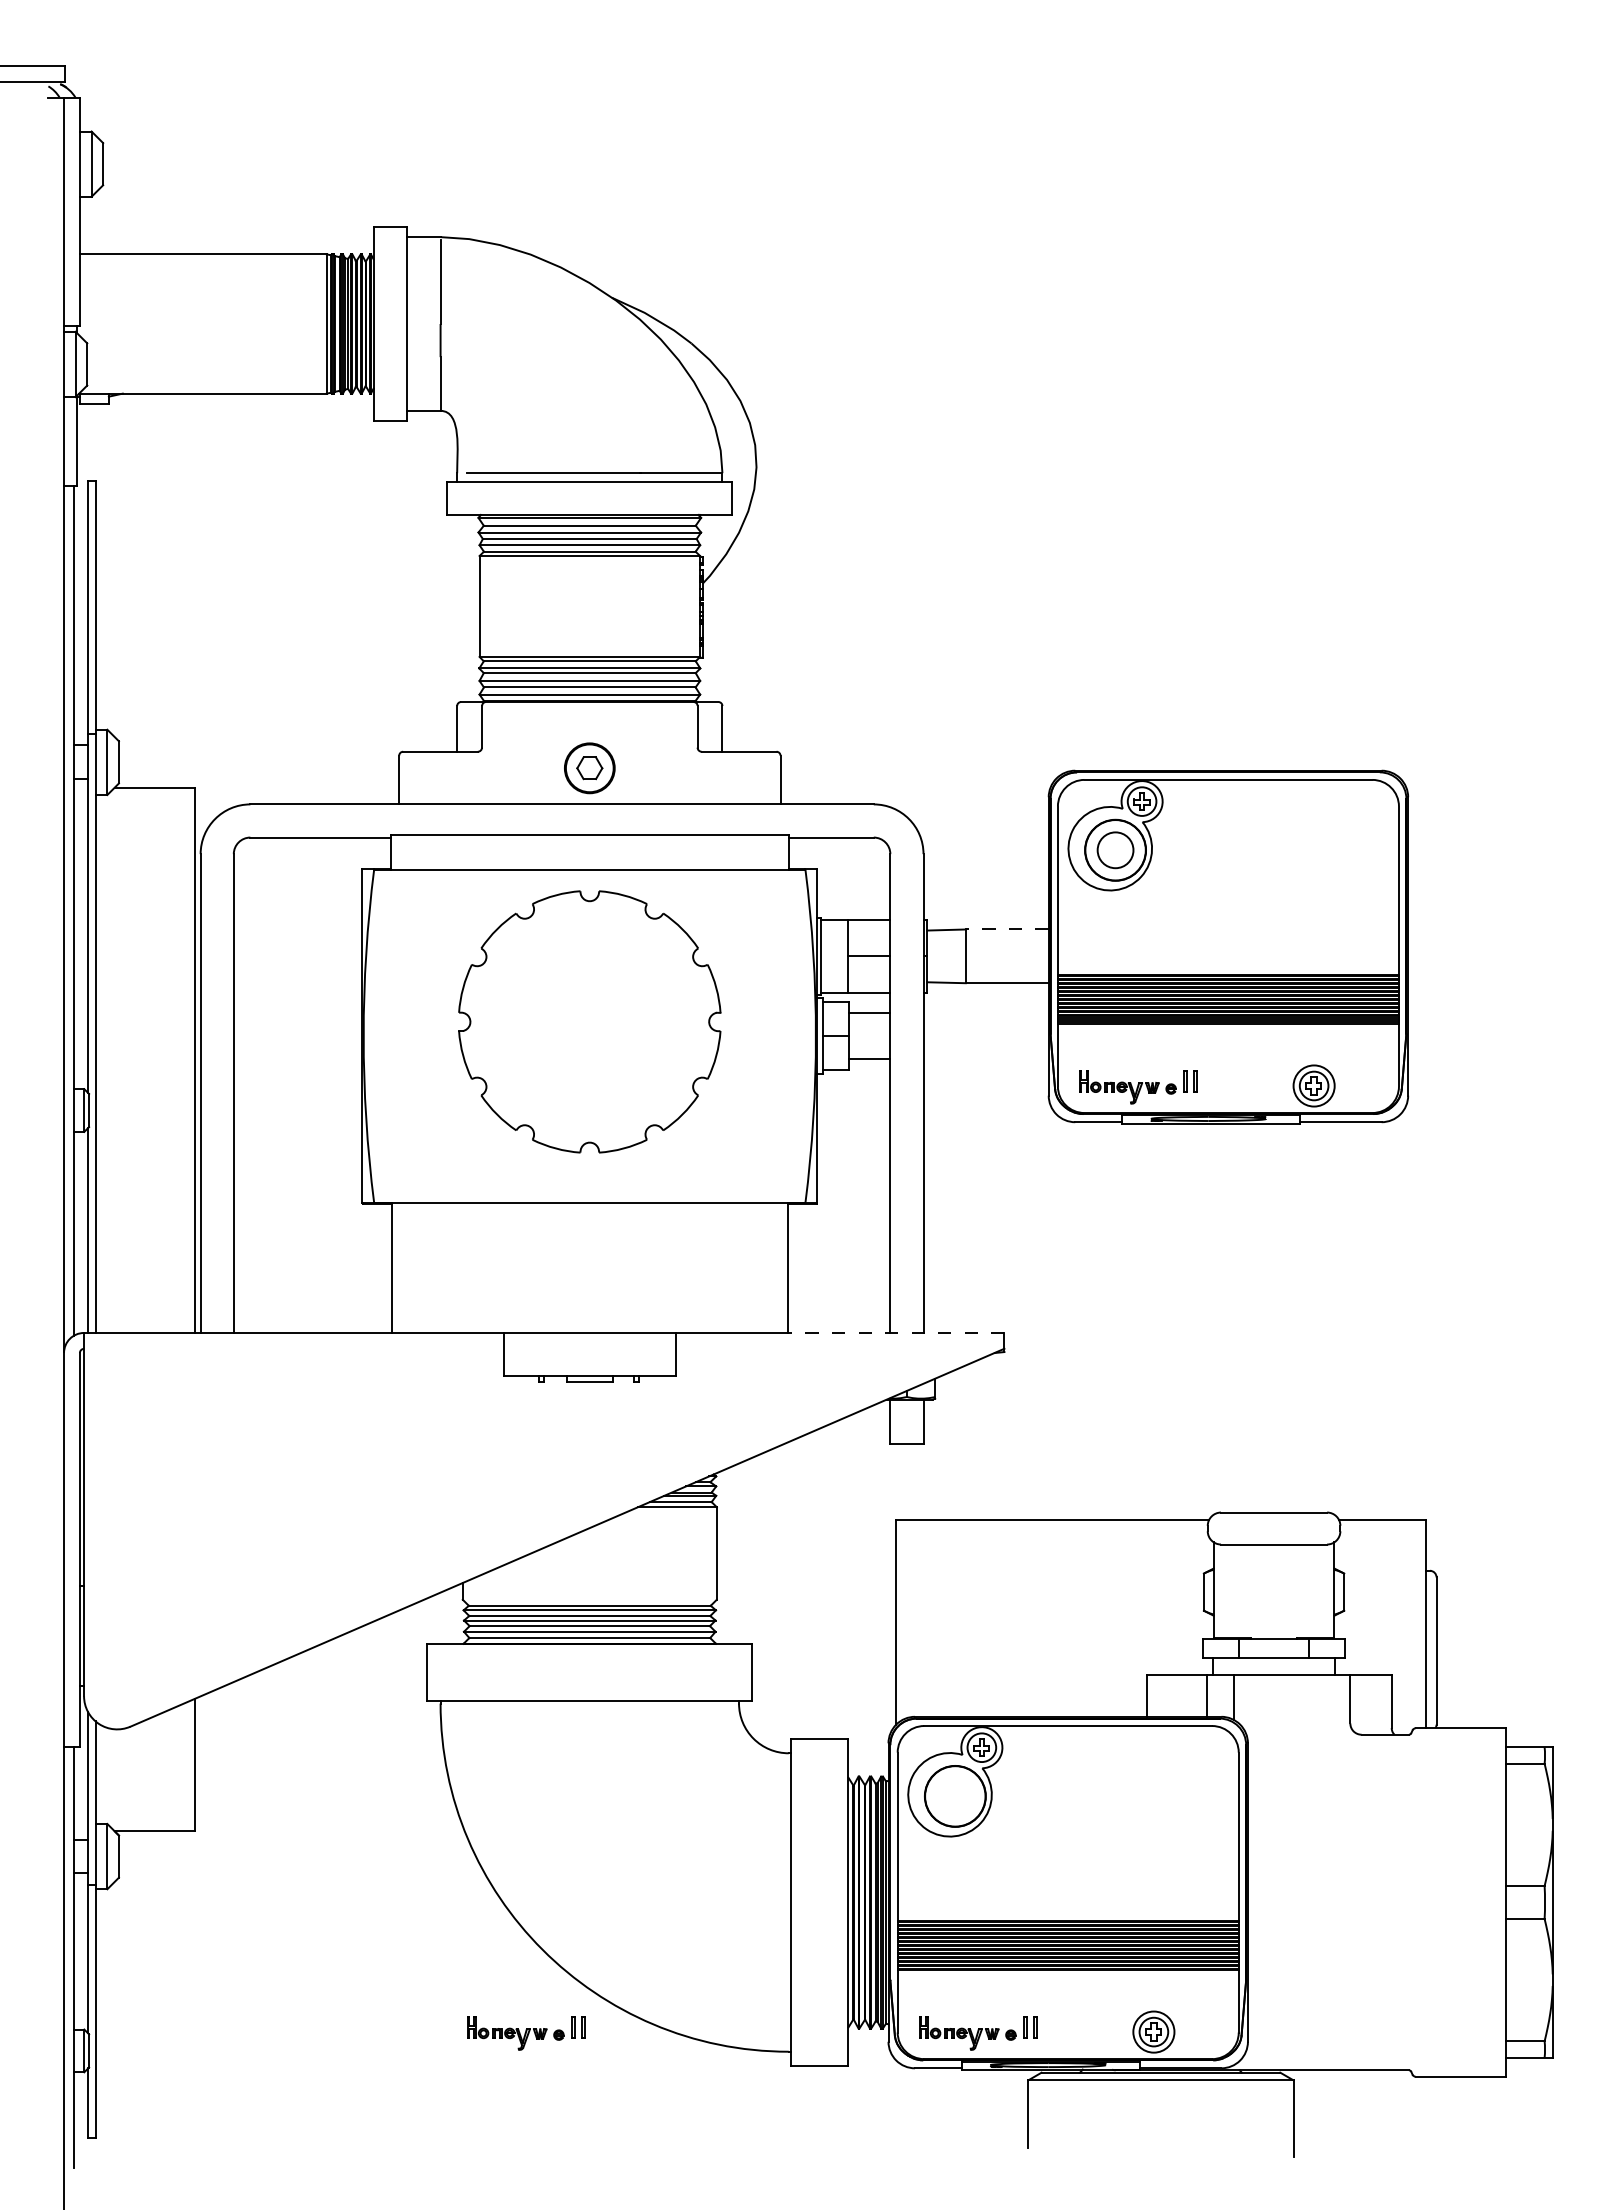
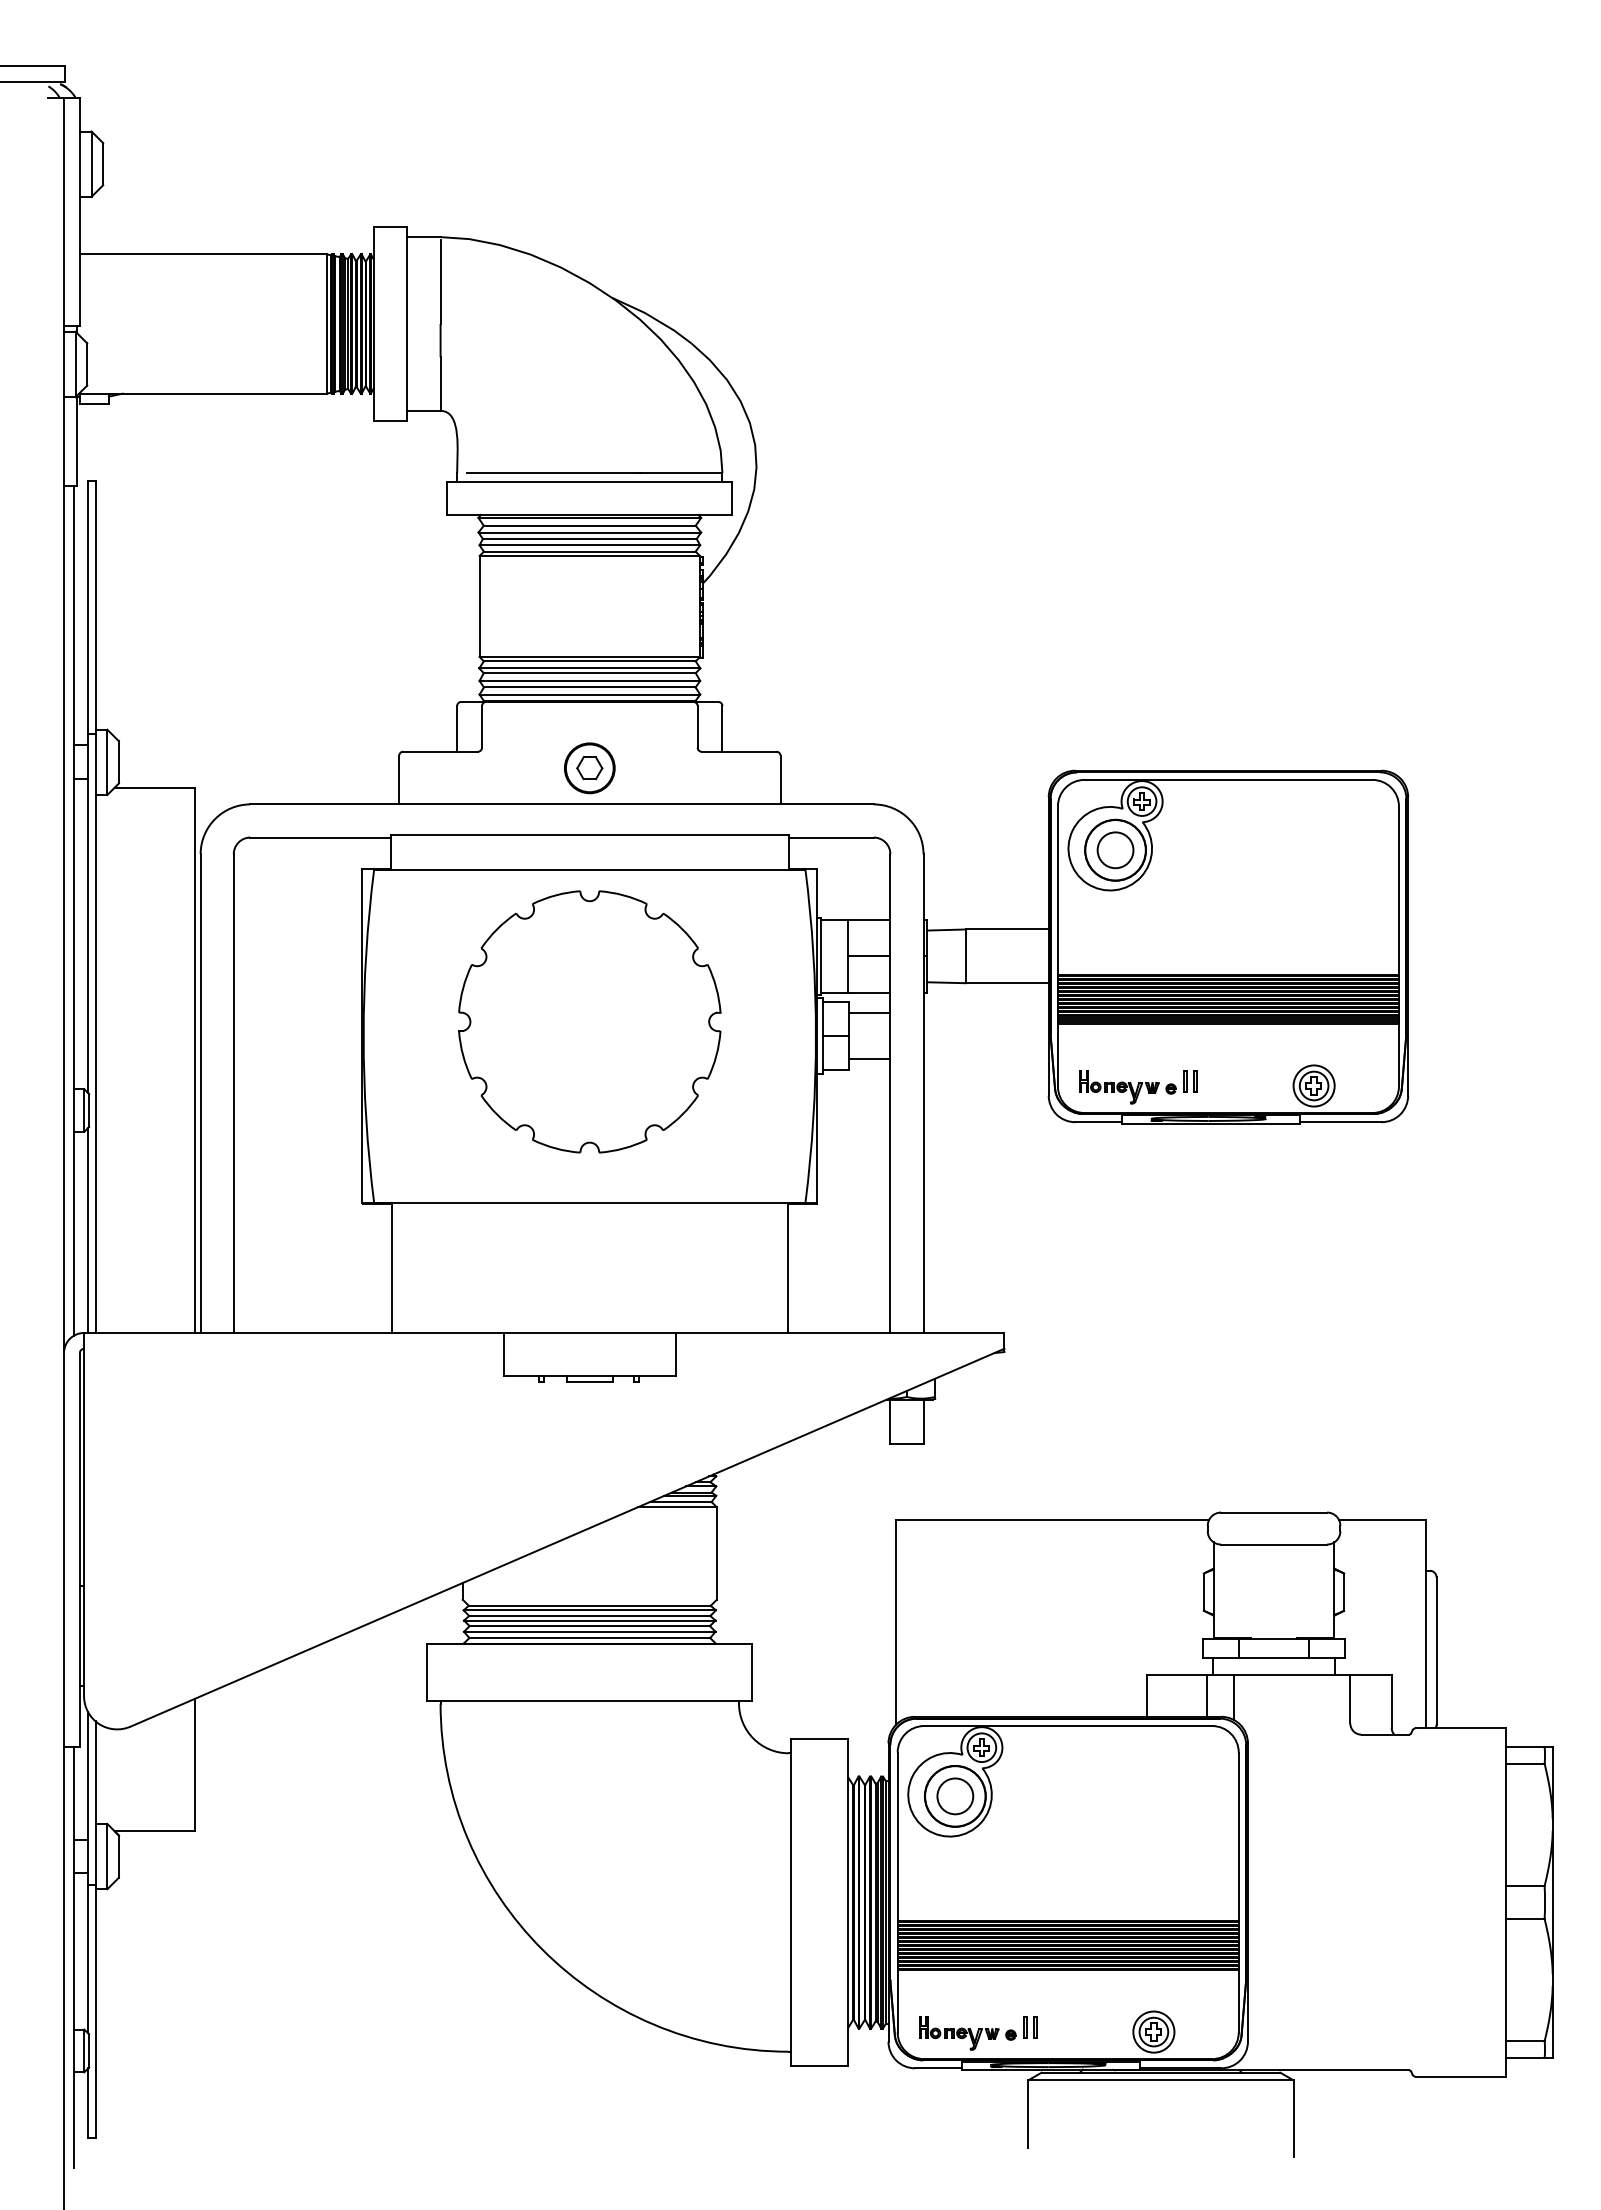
line: dashed -> solid (1006, 929)
line: dashed -> solid (895, 1332)
circle: none -> present (955, 1796)
part: present -> none (526, 2033)
